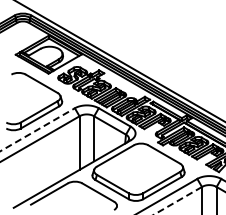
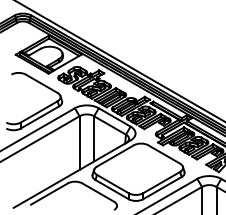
line: dashed -> solid (37, 129)
line: dashed -> solid (177, 200)
